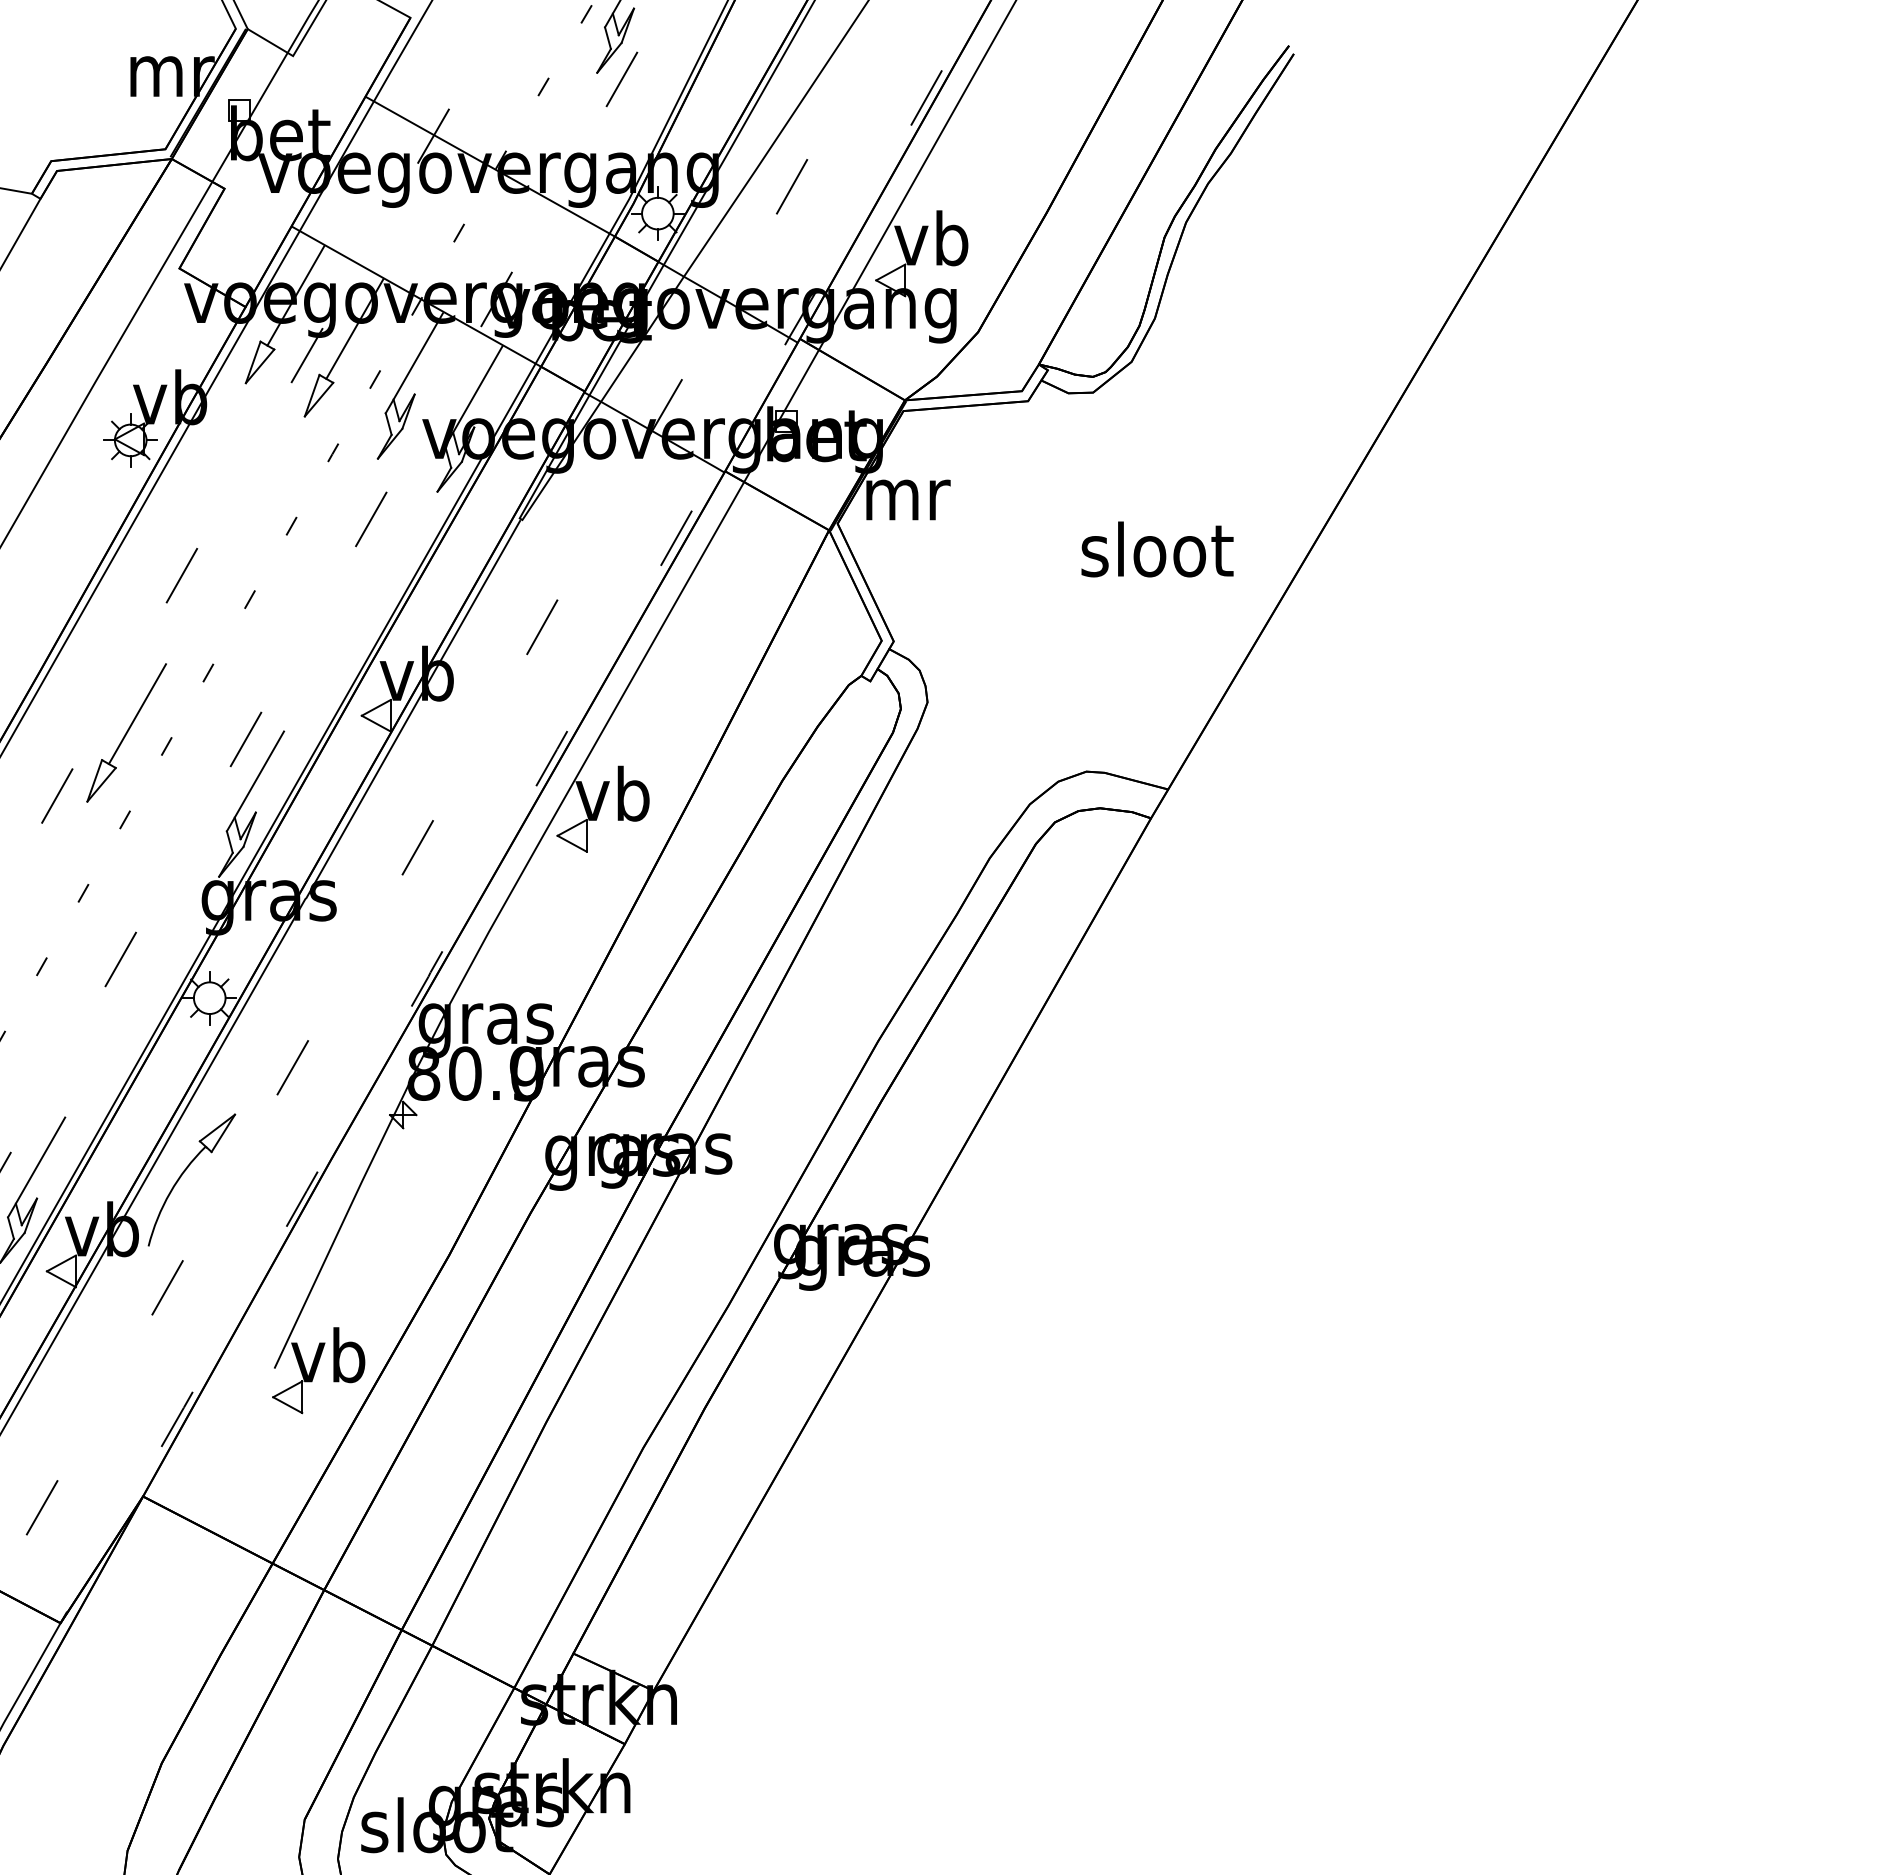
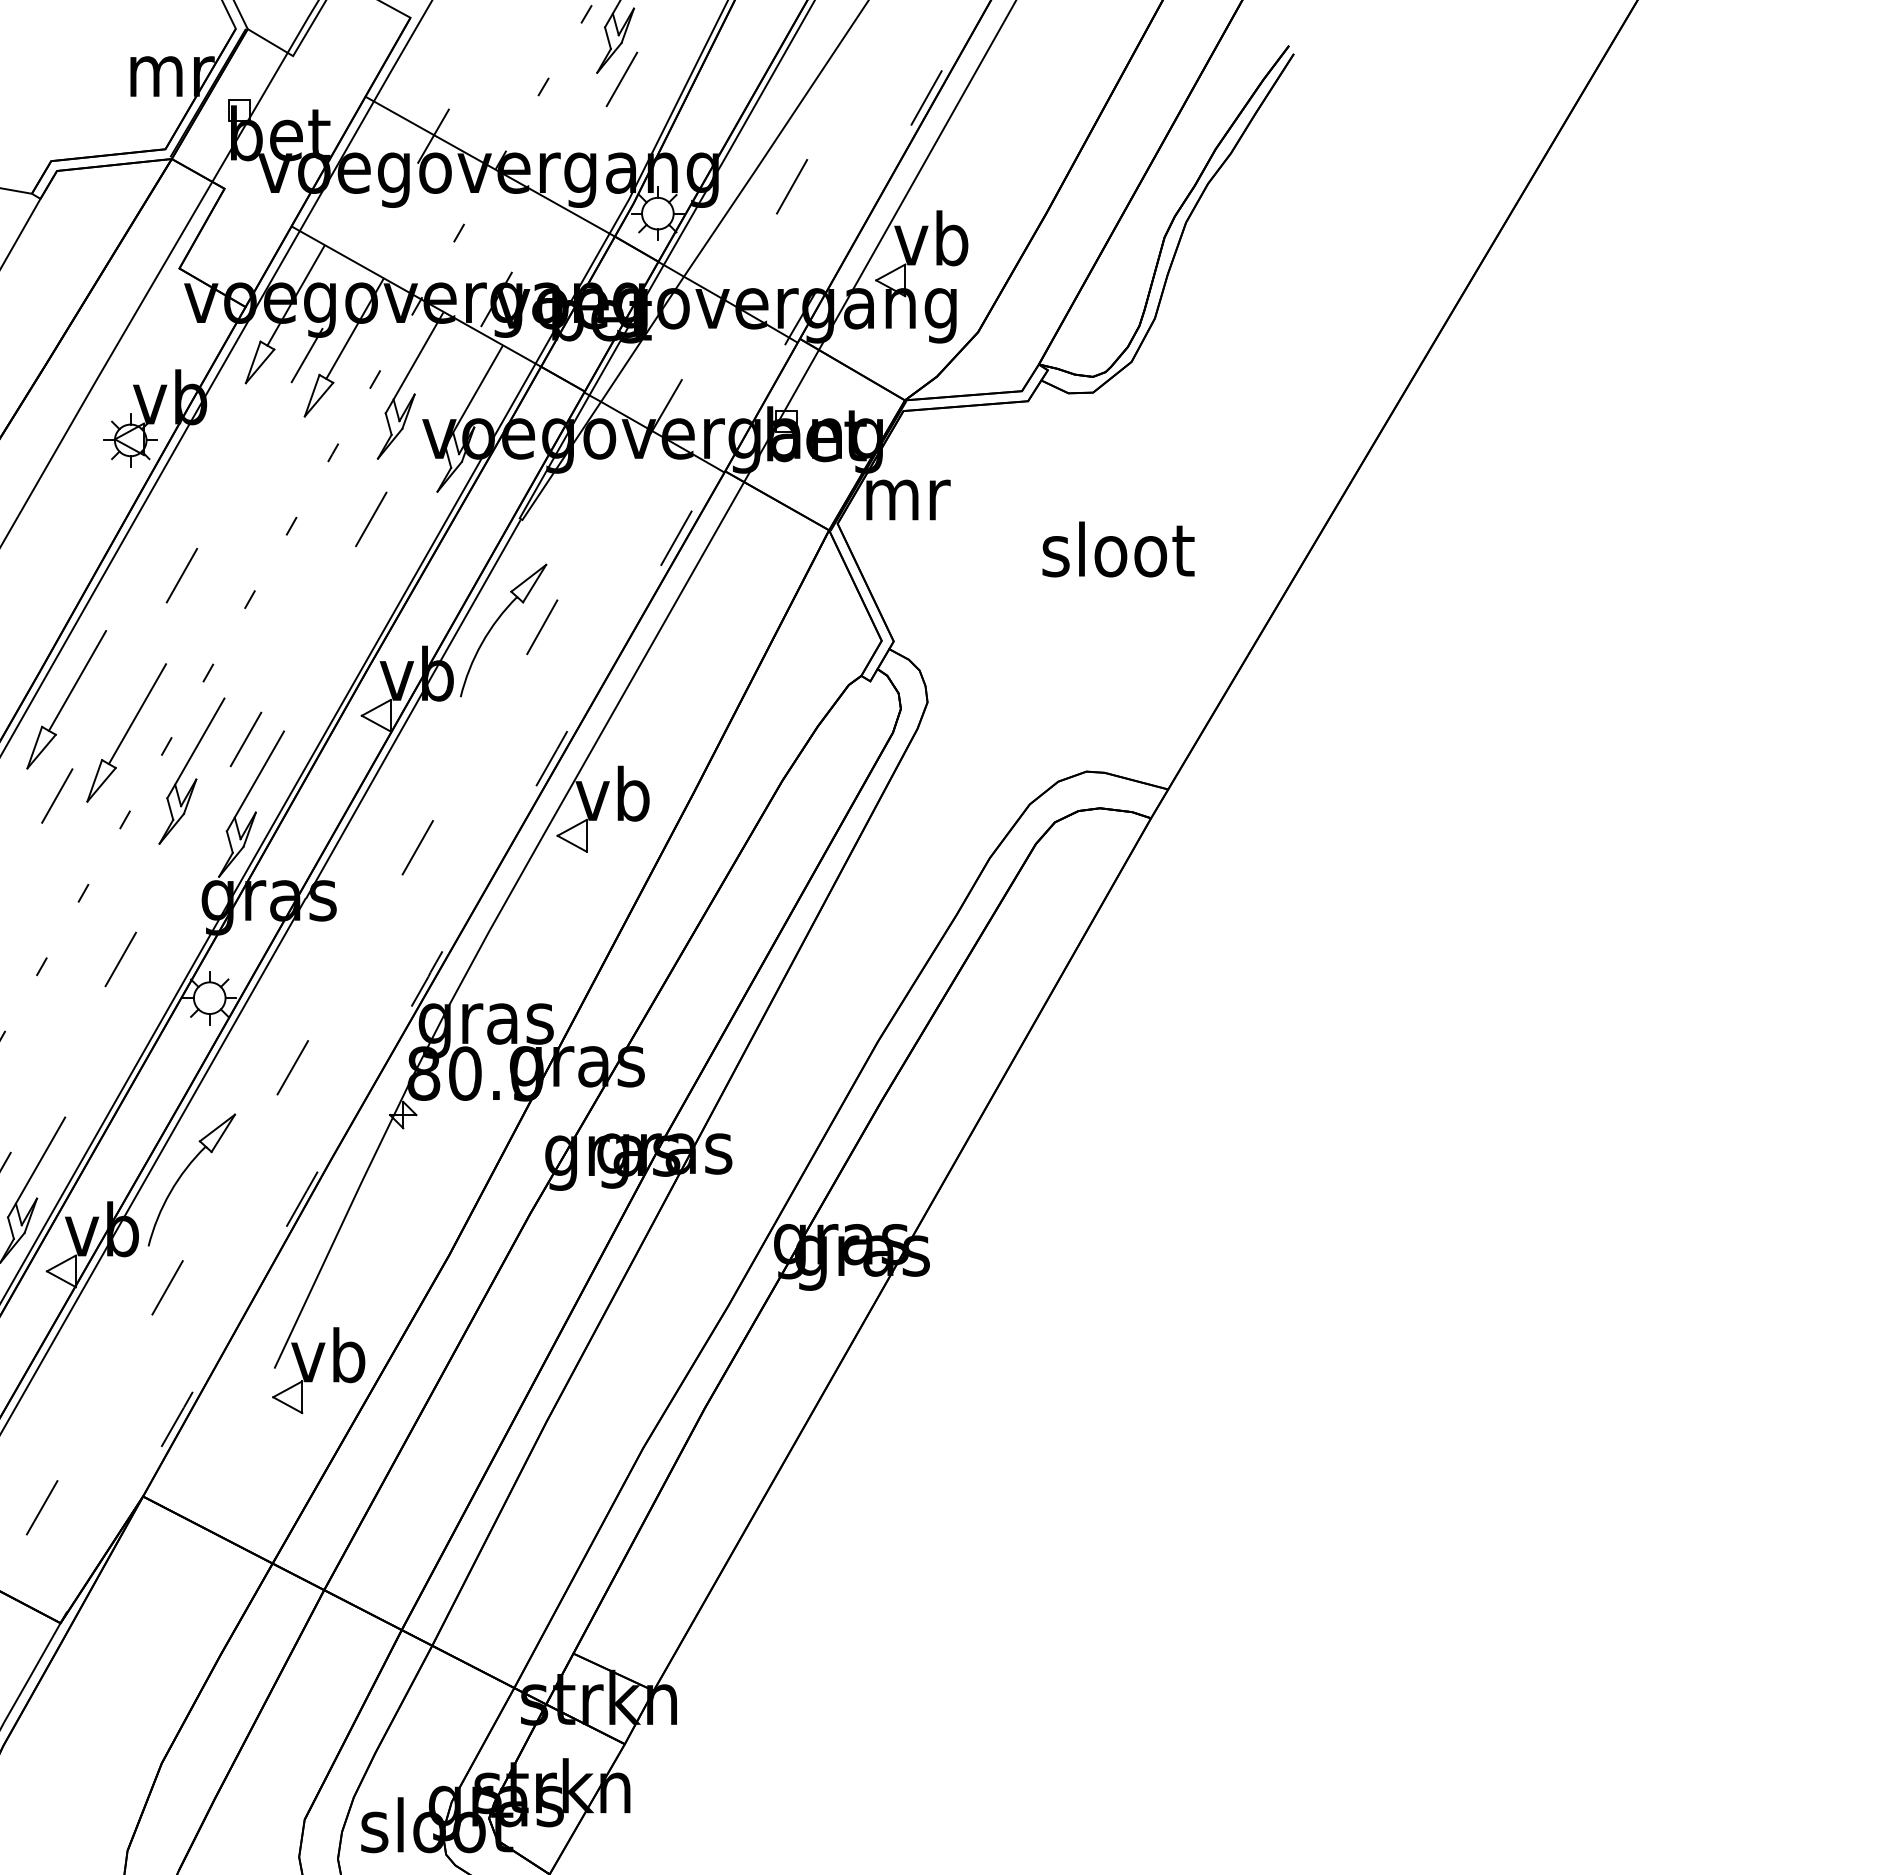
text position: (1157, 549) -> (1118, 549) (1118, 549)
part: none -> present (495, 624)
part: none -> present (66, 699)
part: none -> present (191, 770)
